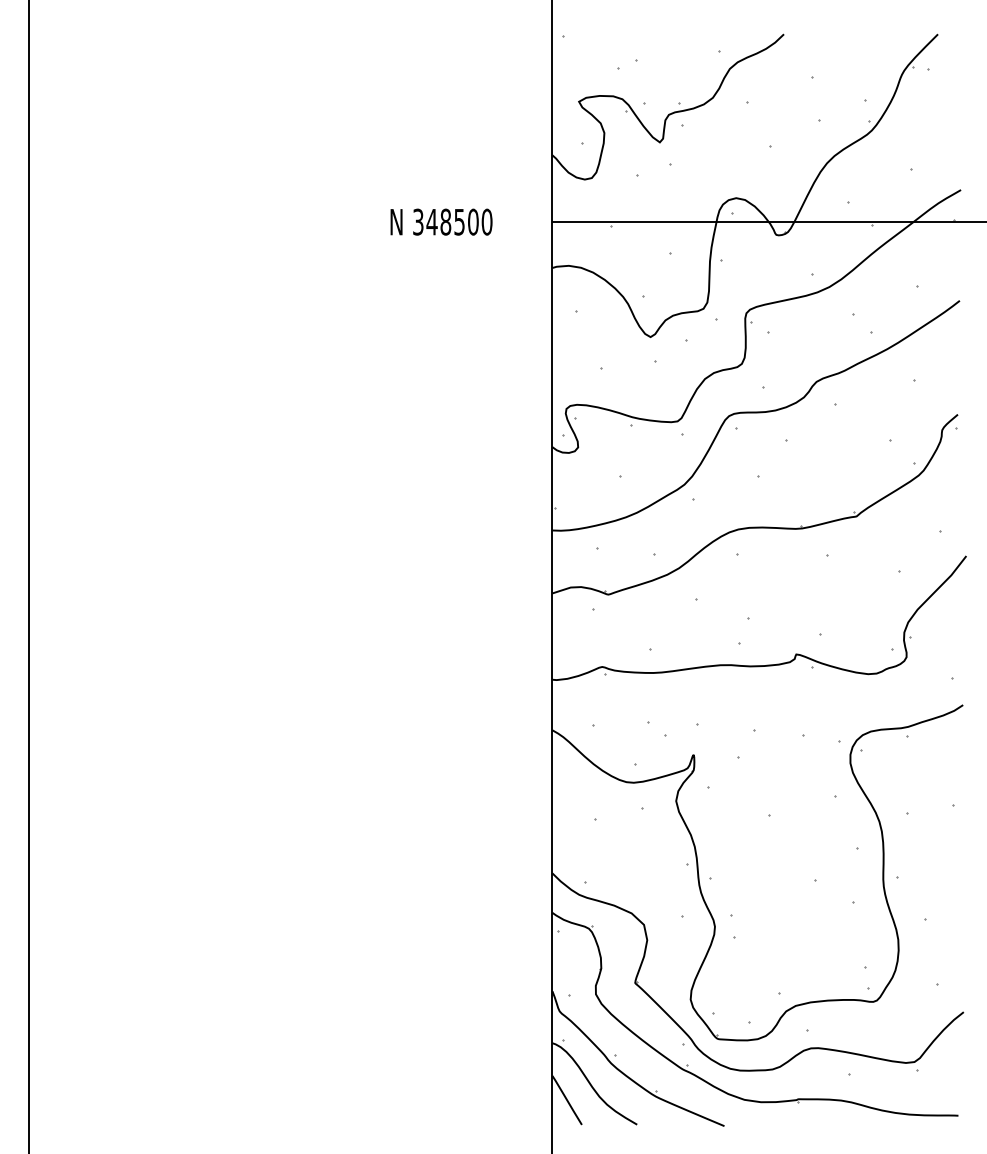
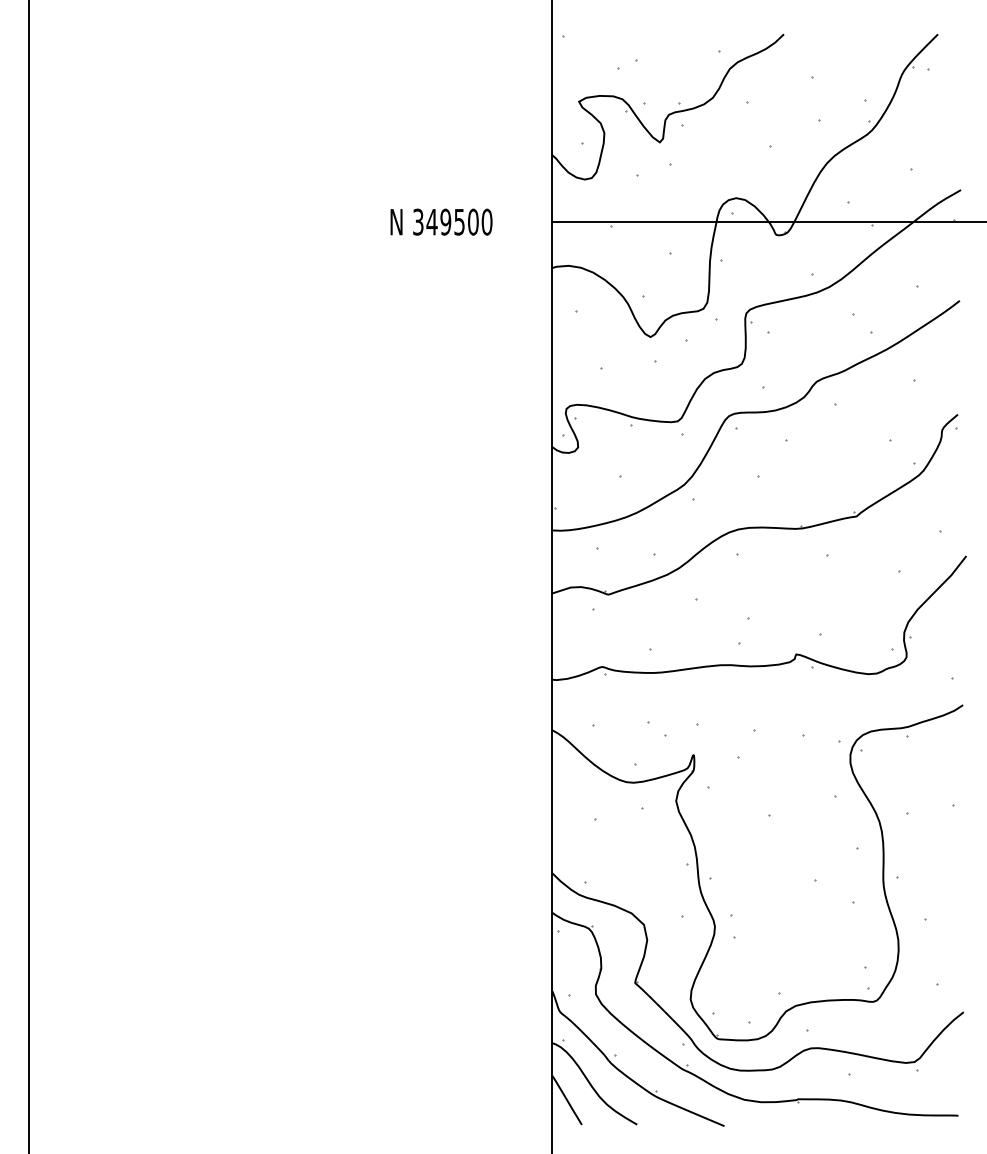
text: 348500 -> 349500 (445, 222)
